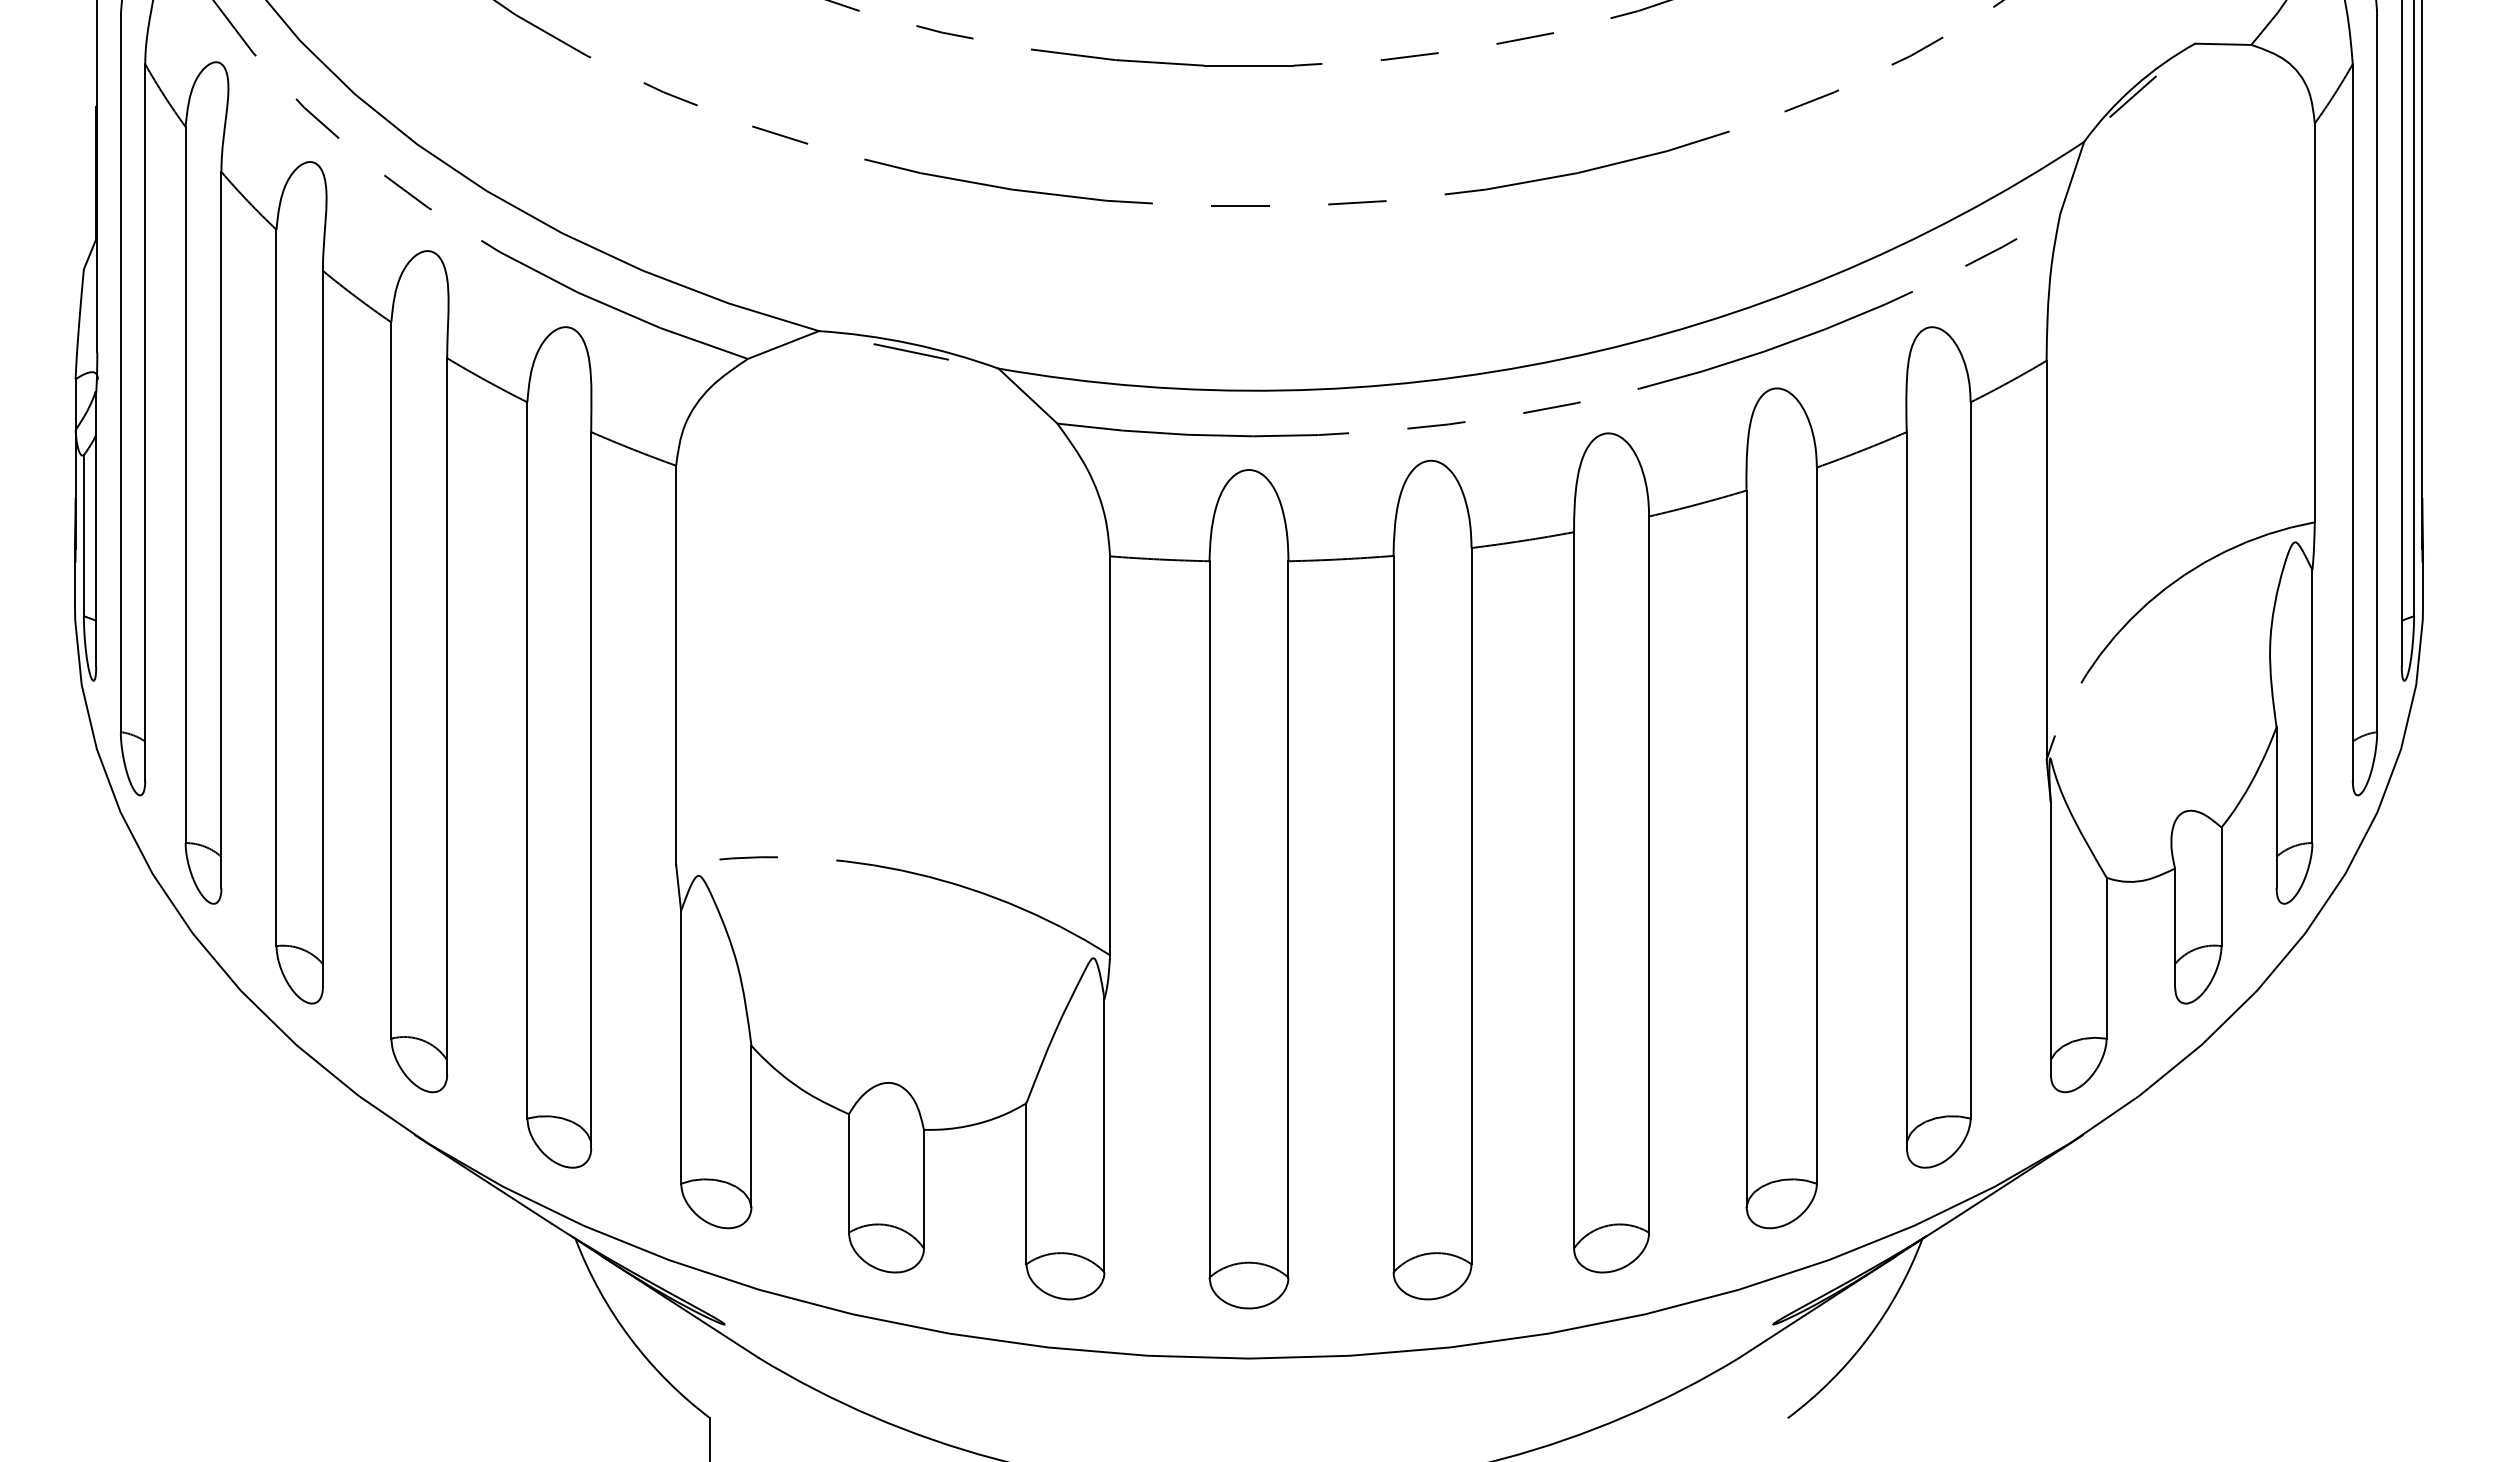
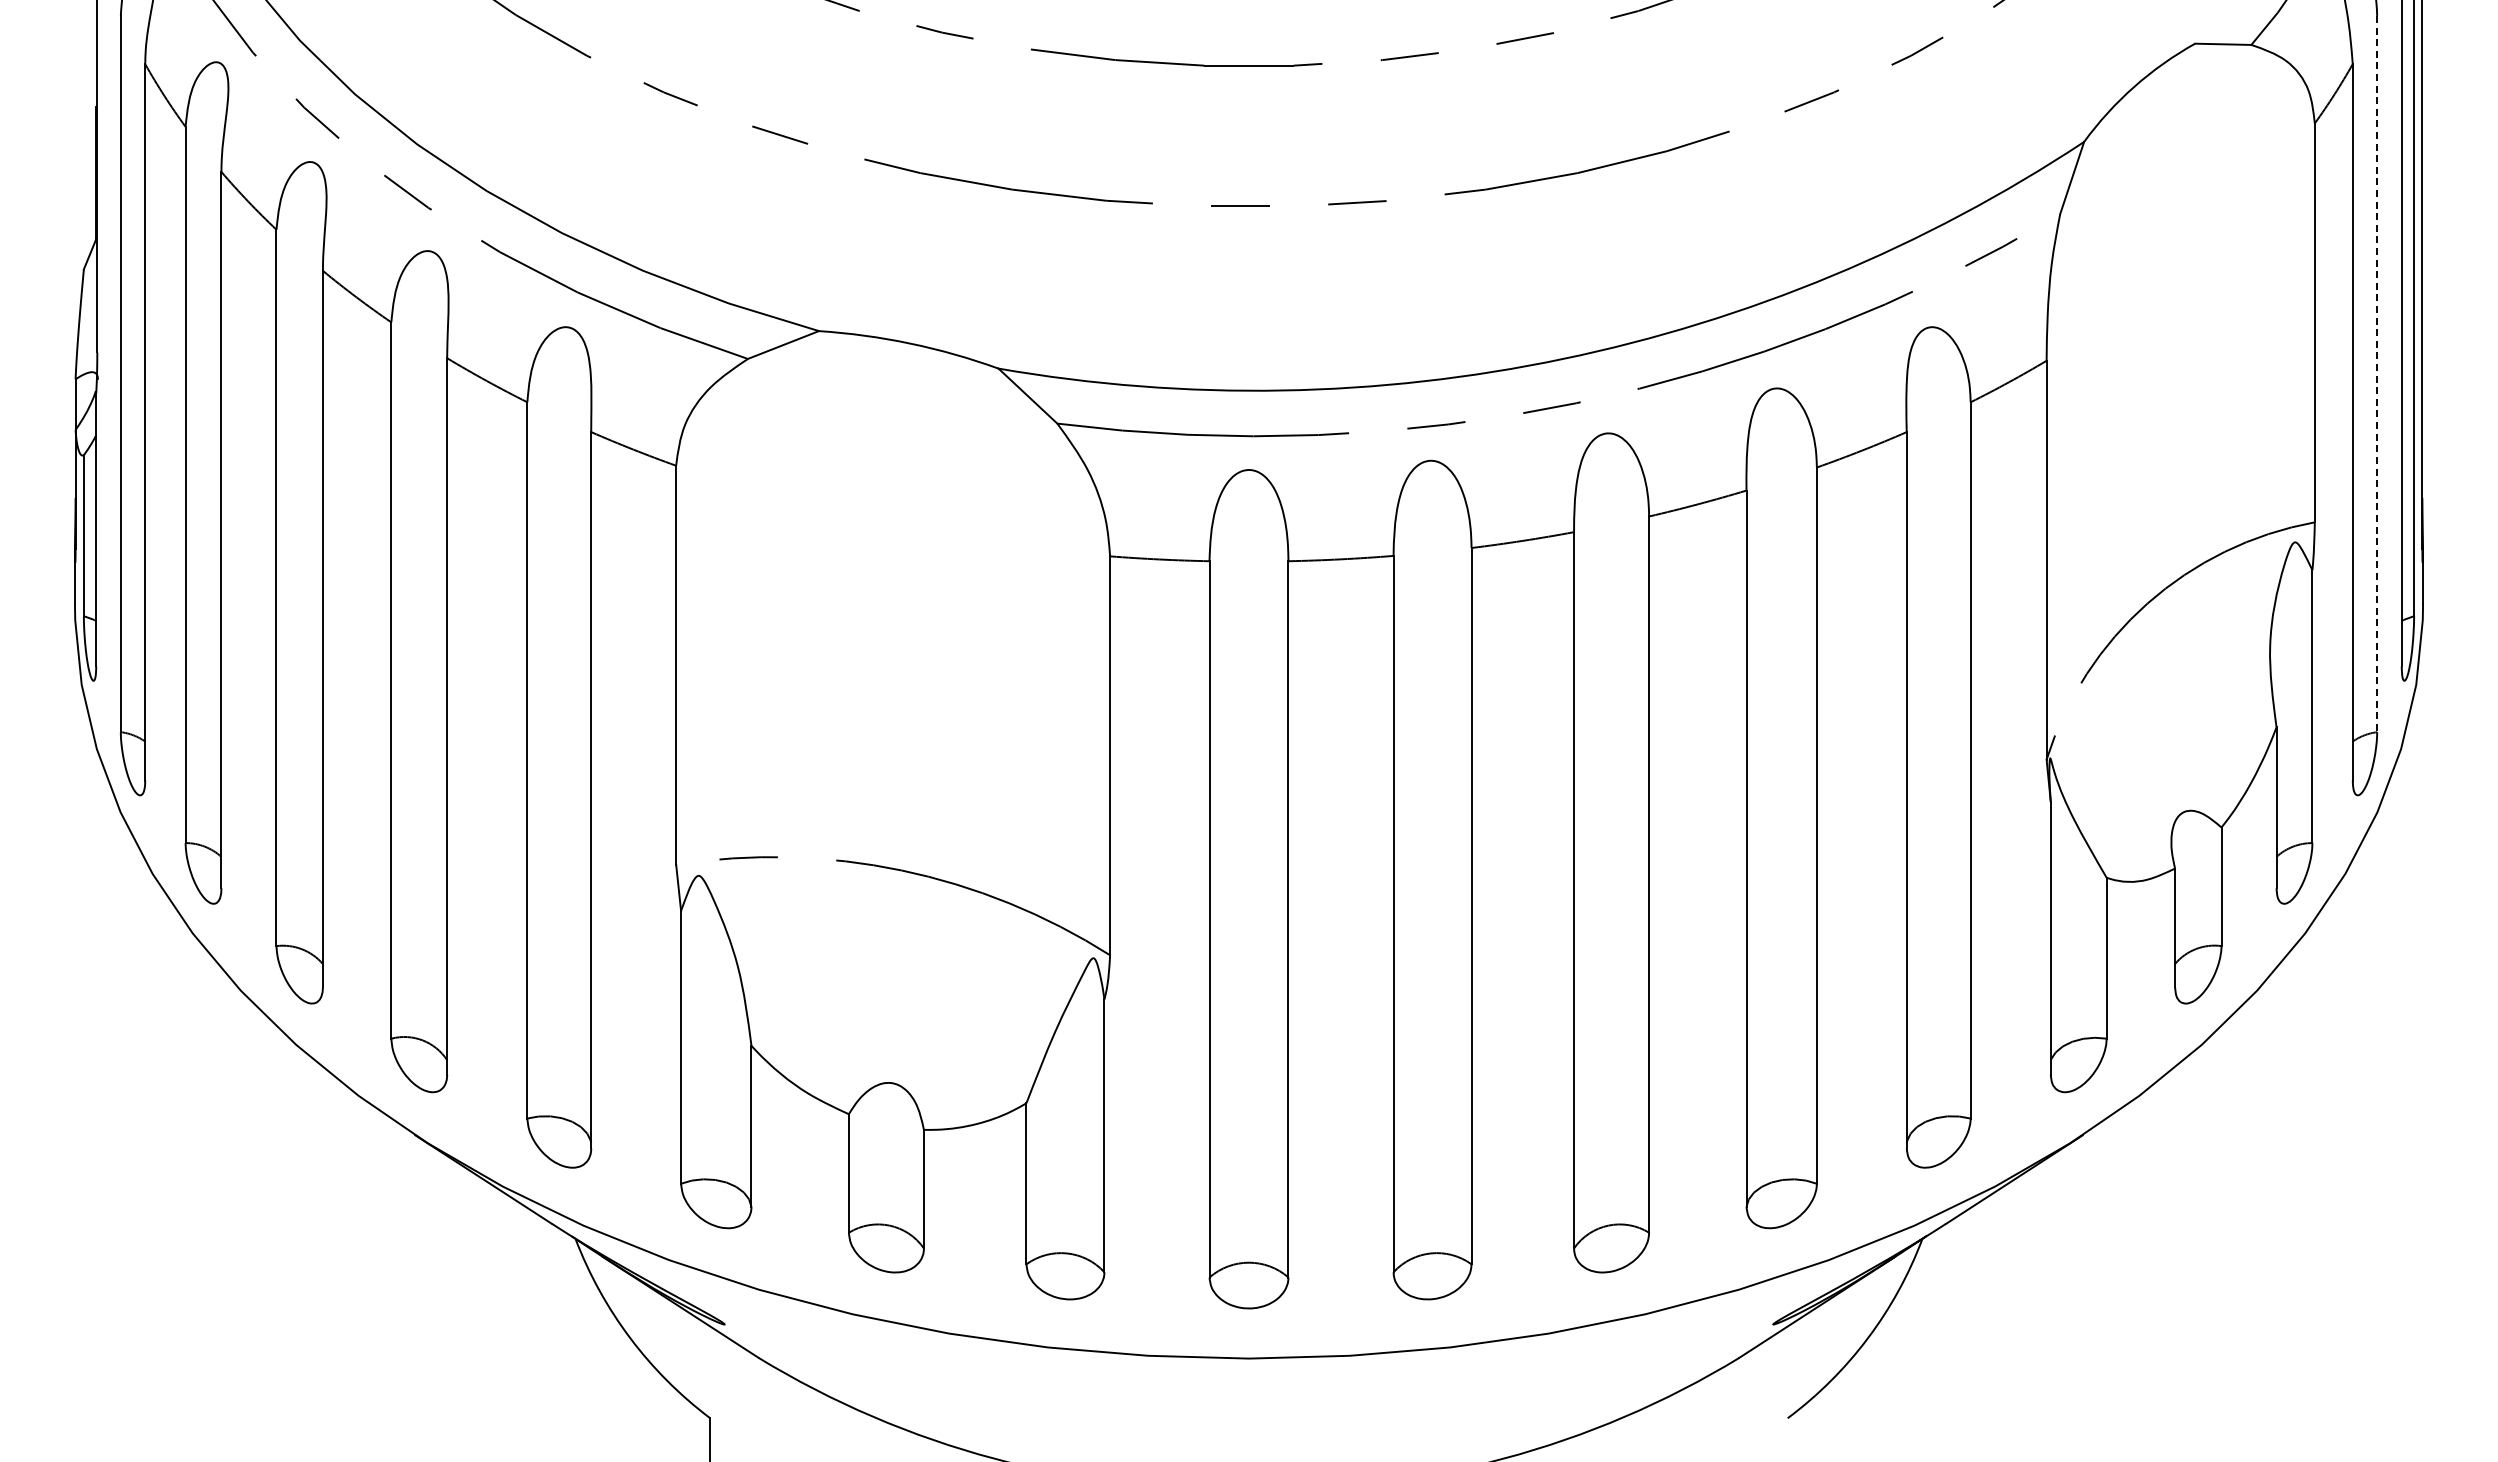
line: present -> none (2132, 96)
line: present -> none (910, 351)
line: solid -> dashed (2377, 374)
